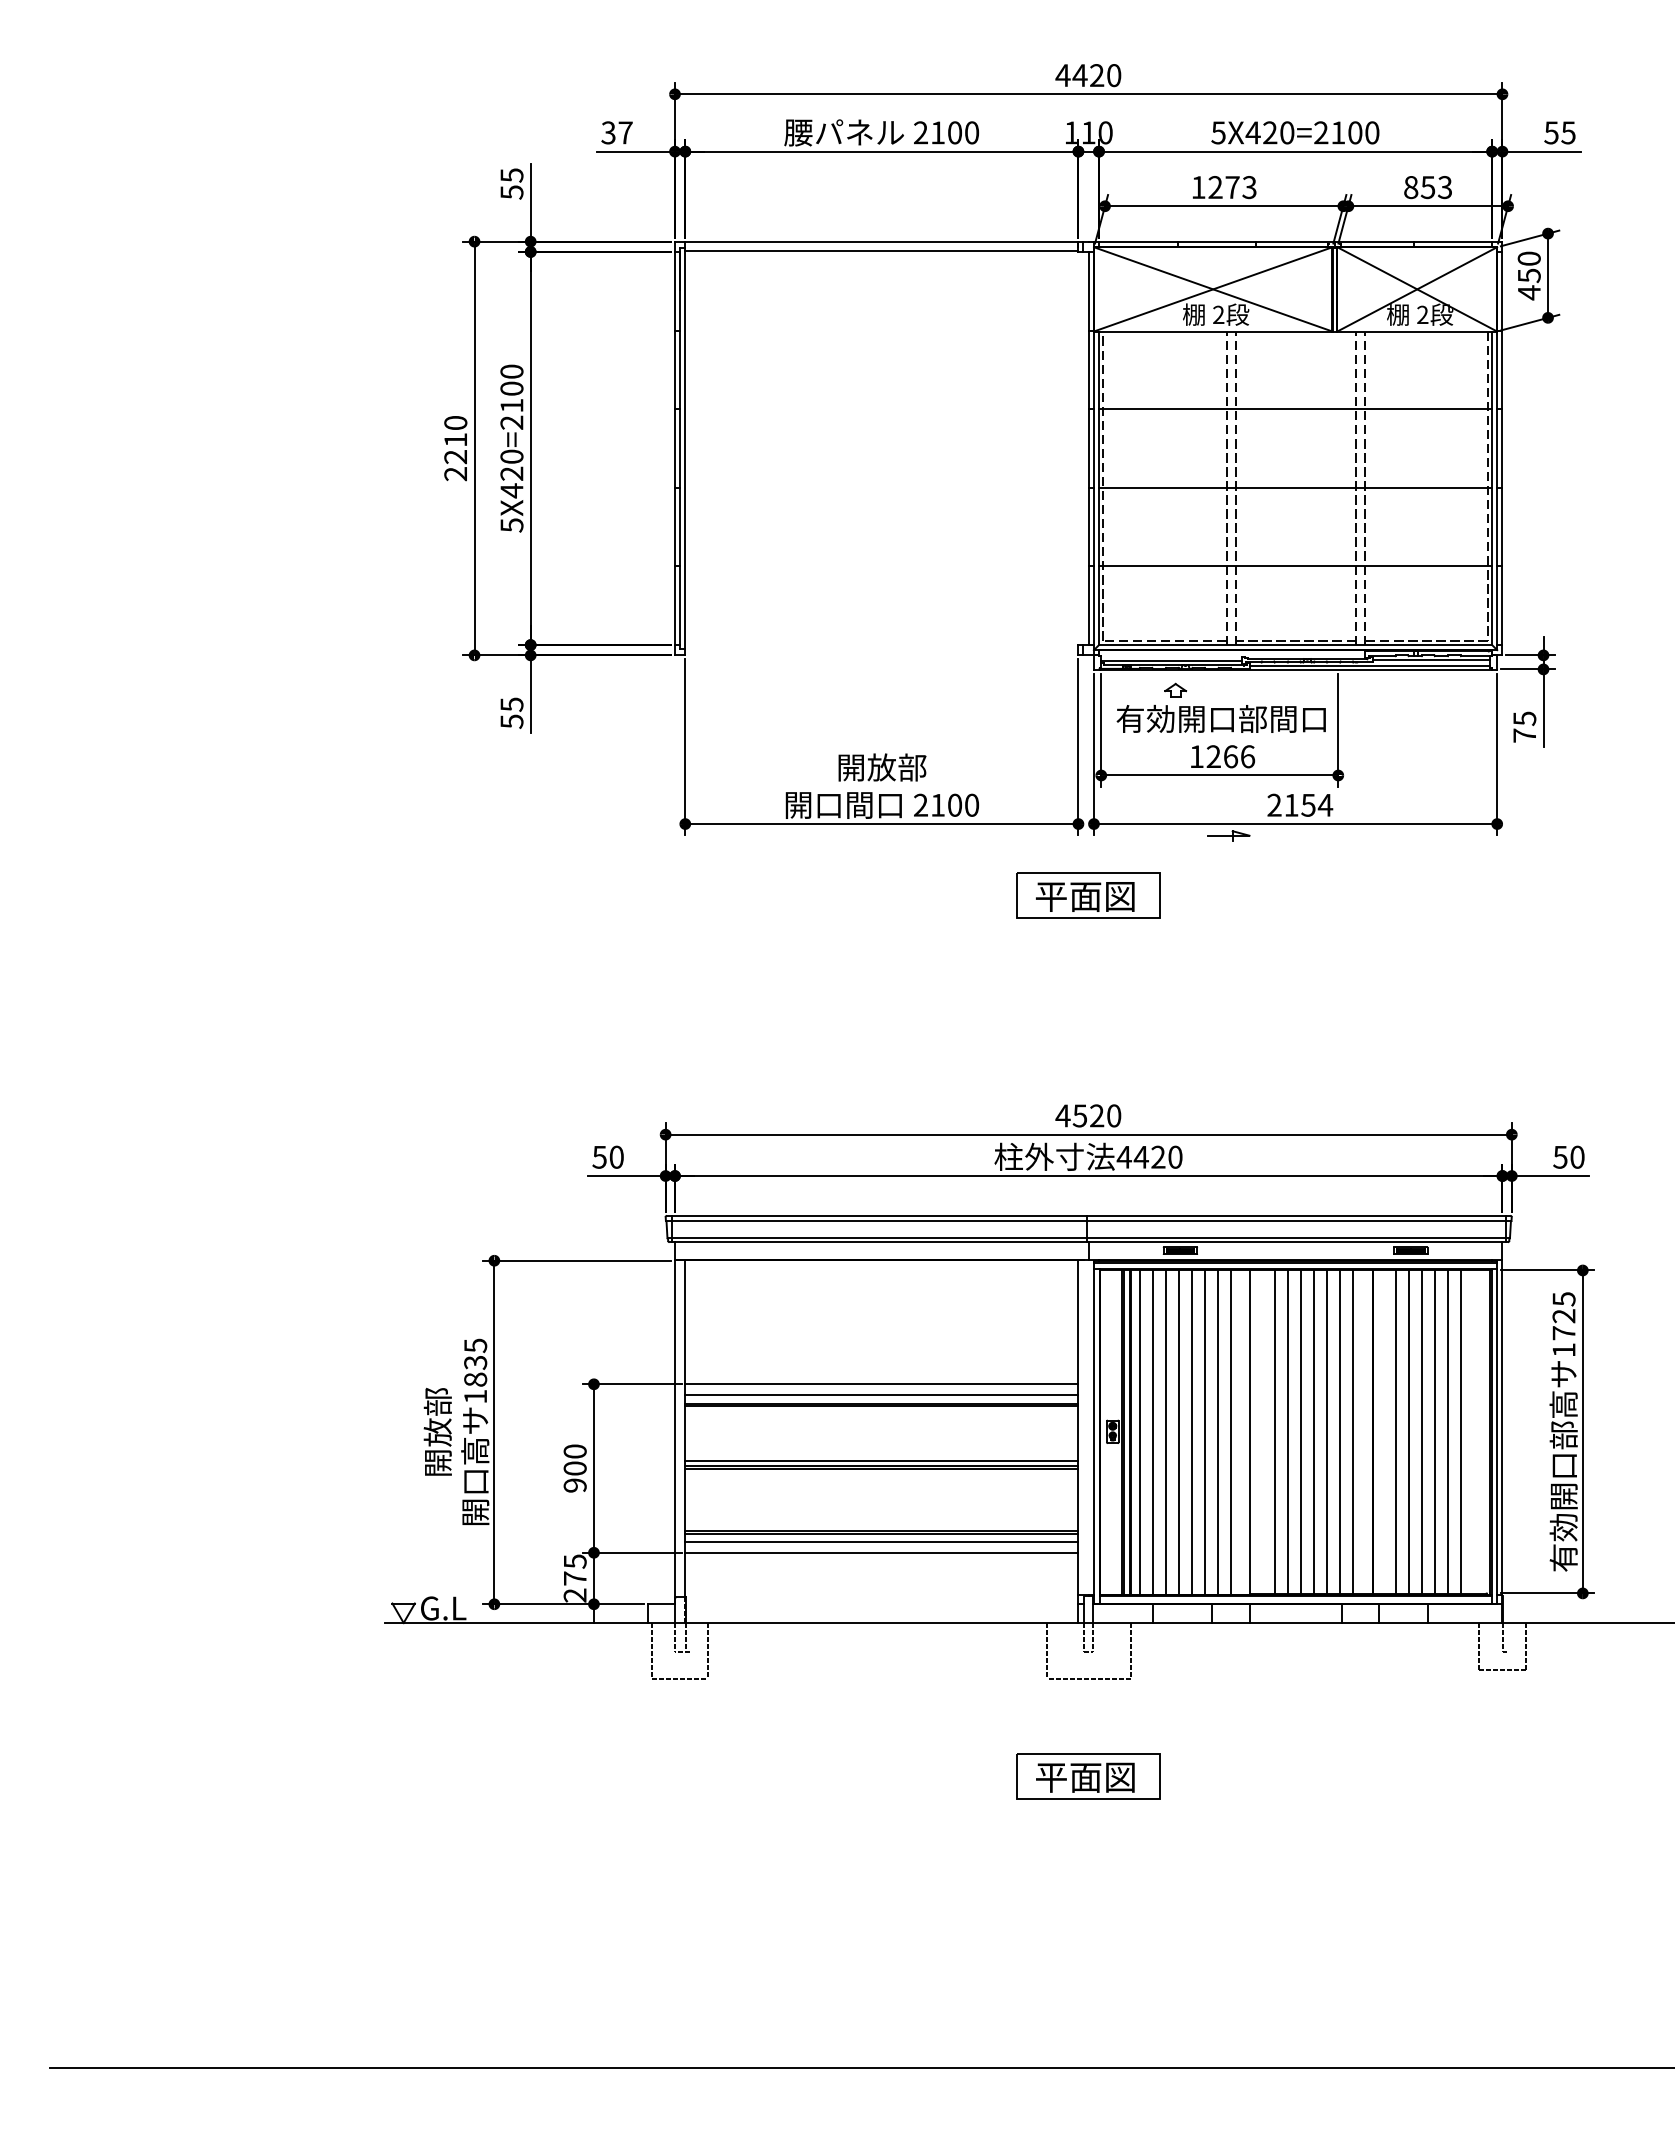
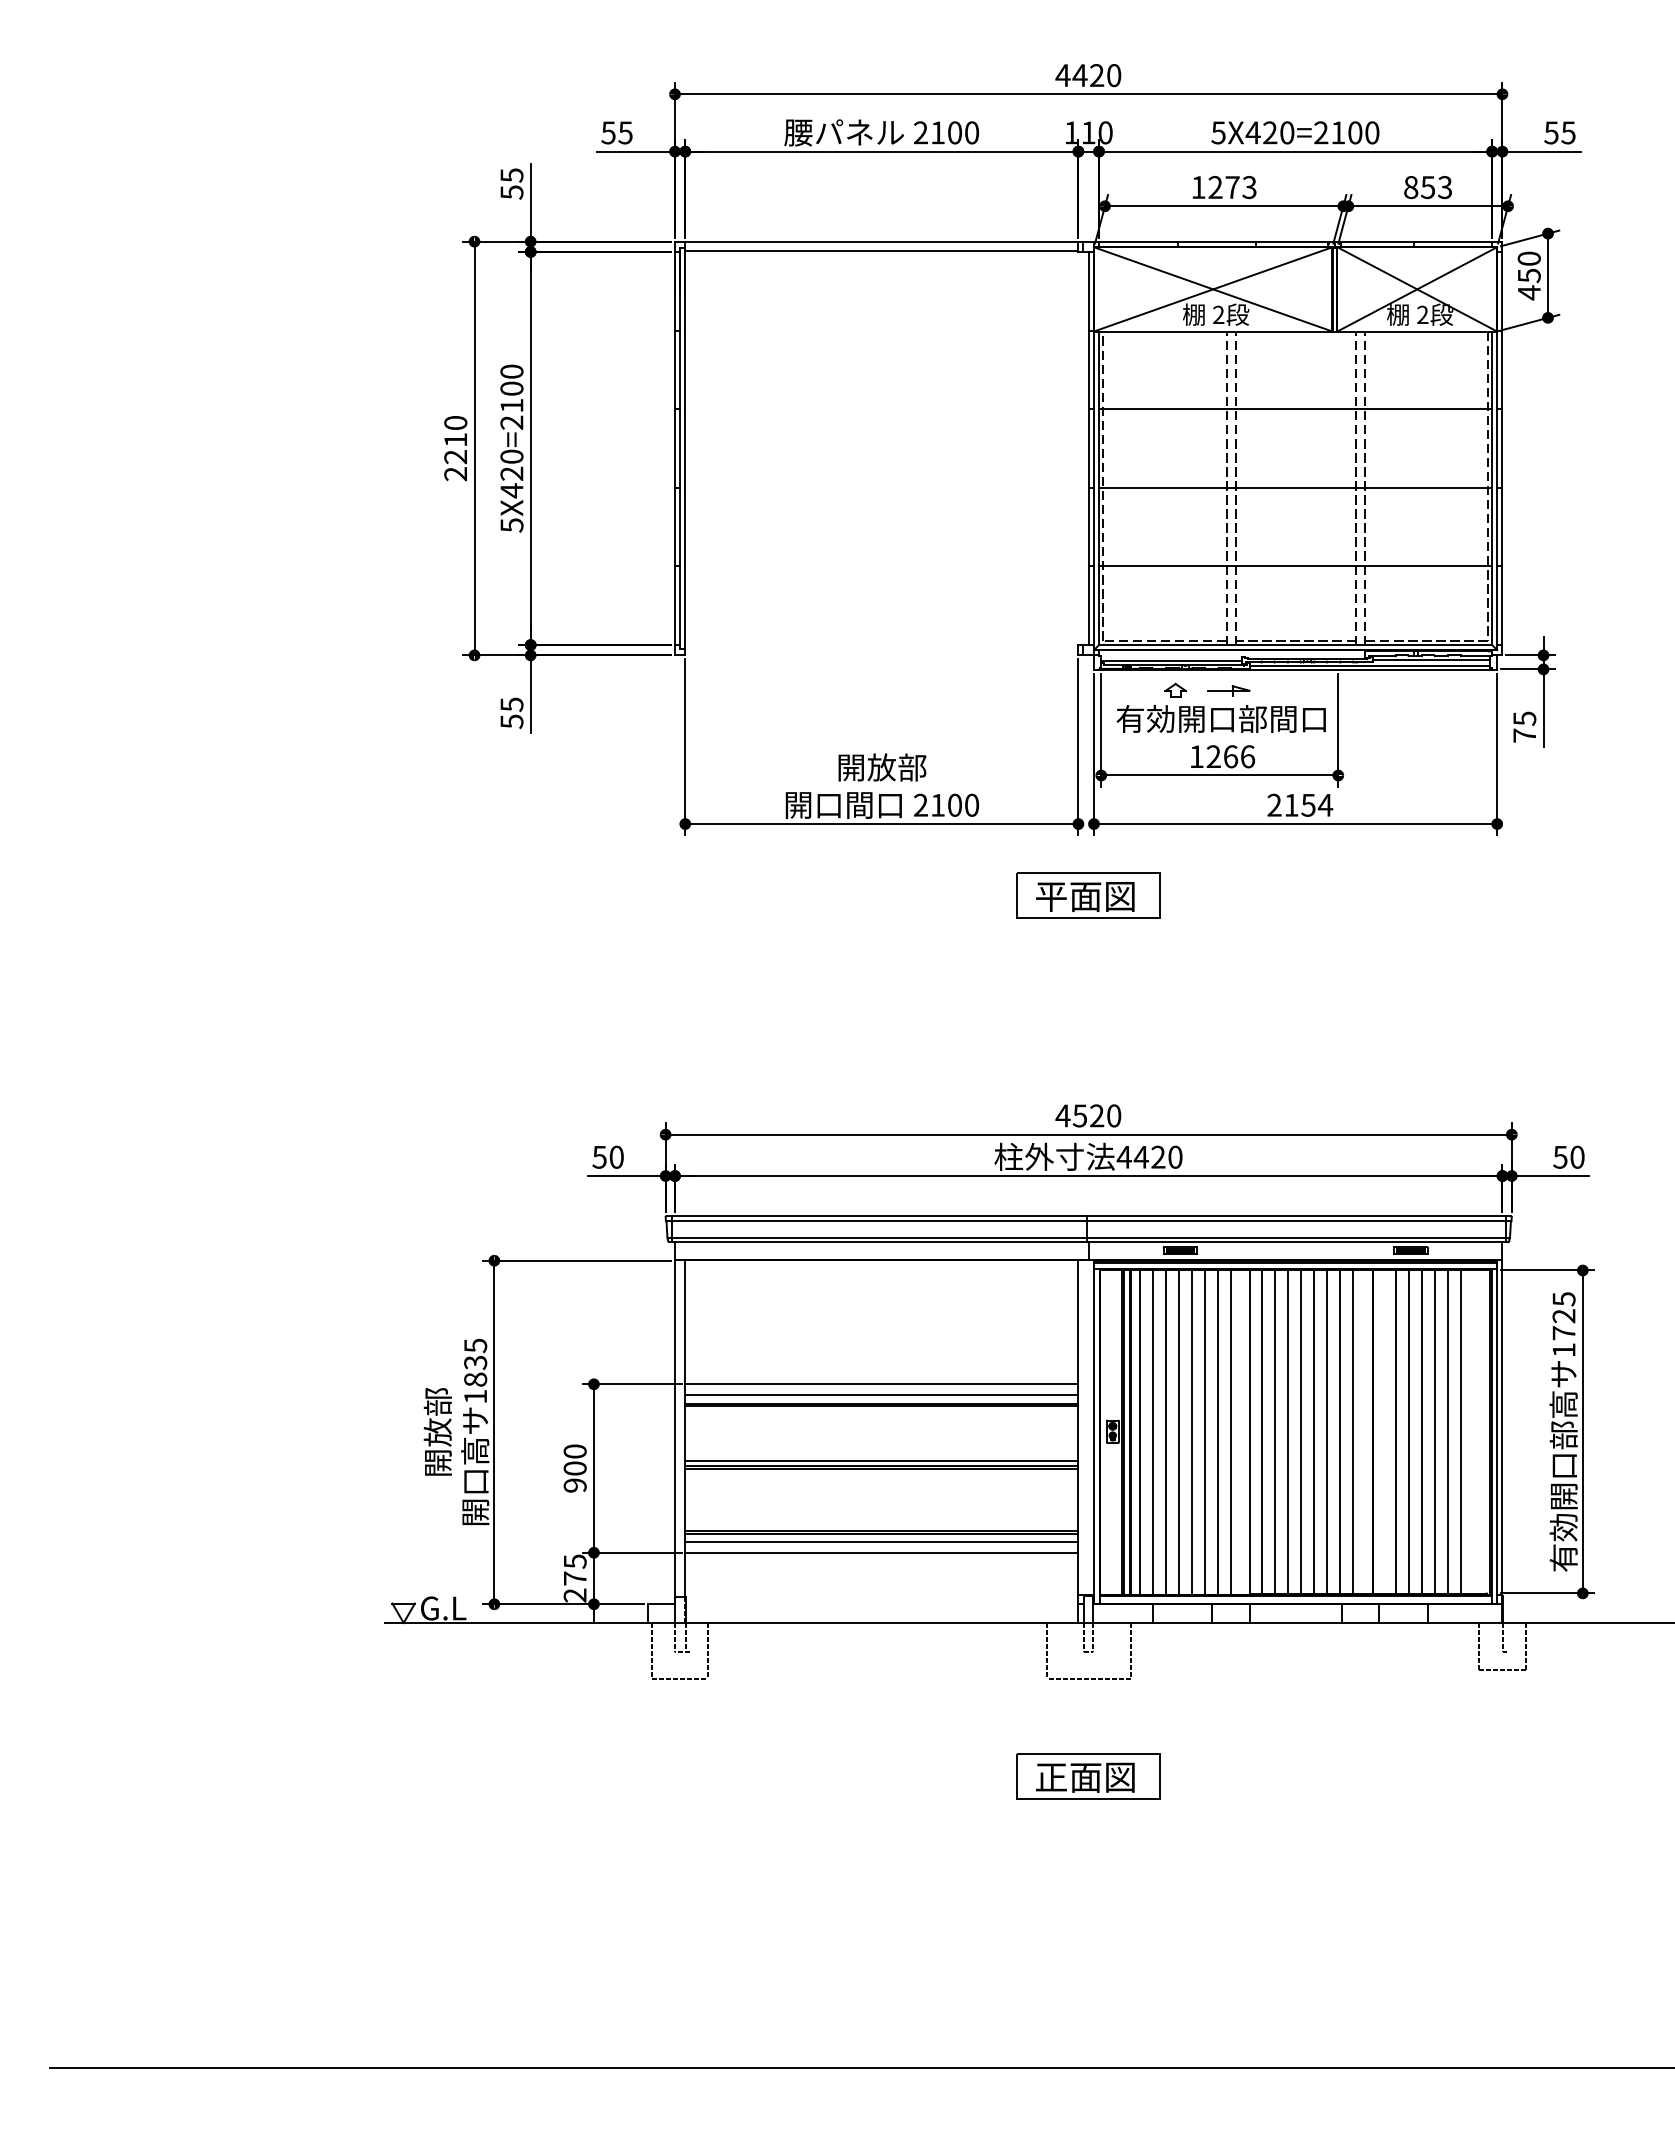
text: 37 -> 55 (617, 132)
part position: (1228, 835) -> (1228, 690) (1228, 690)
line: none -> present (1261, 1431)
text: 平面図 -> 正面図 (1051, 1777)
